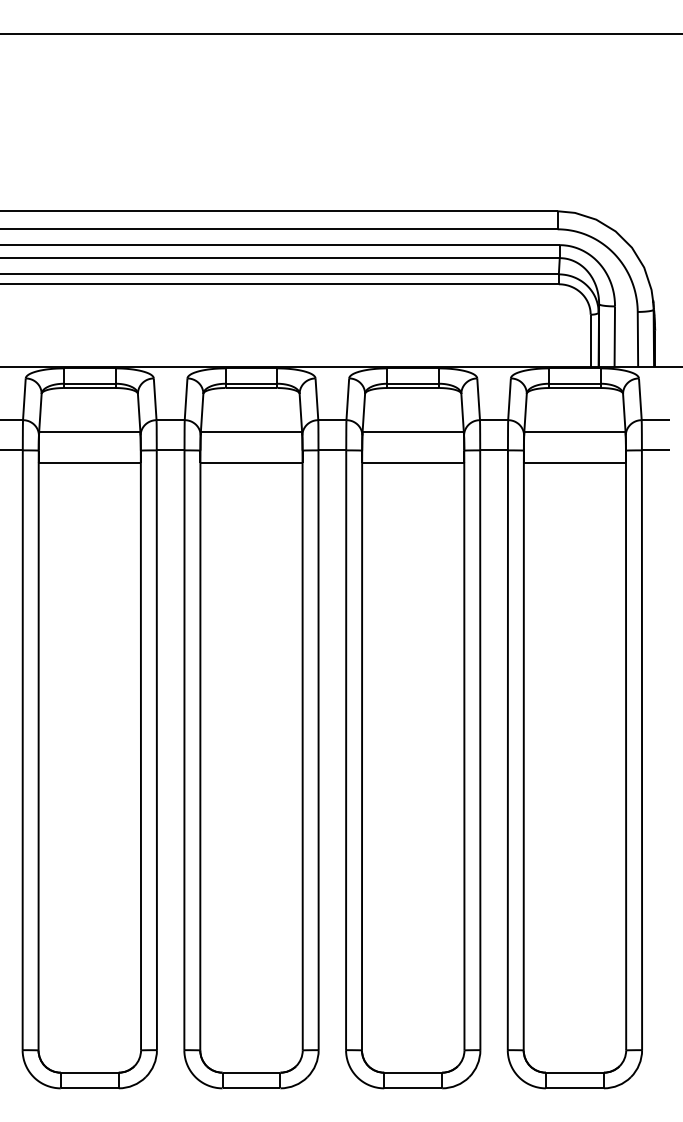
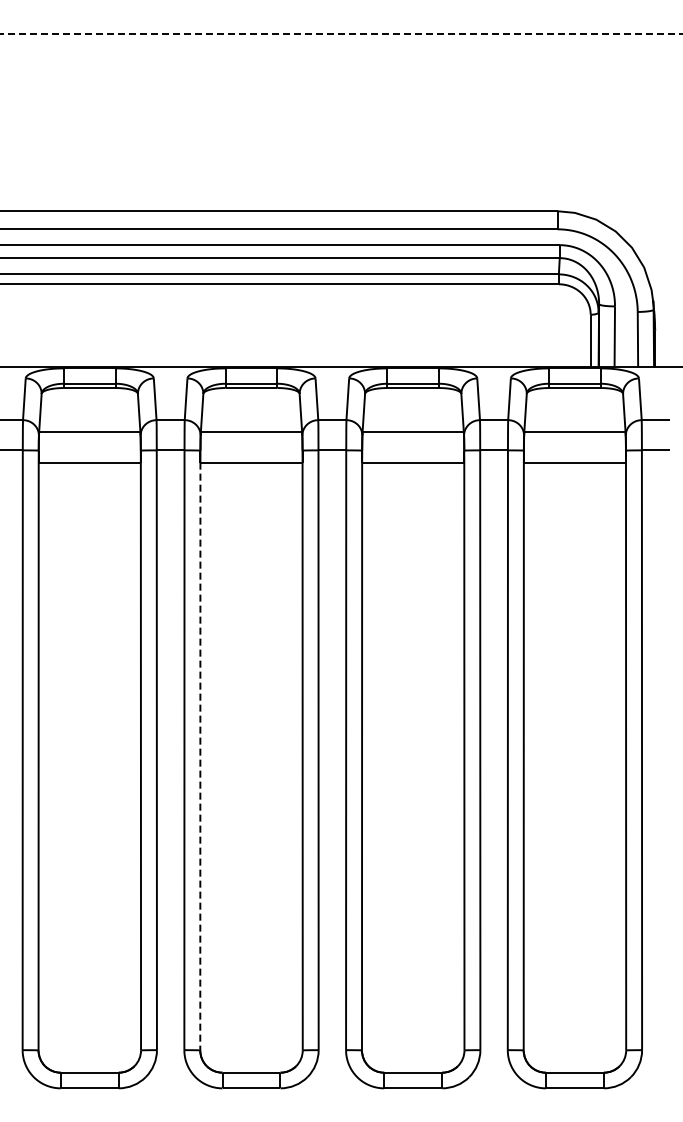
line: solid -> dashed (341, 33)
line: solid -> dashed (200, 756)
